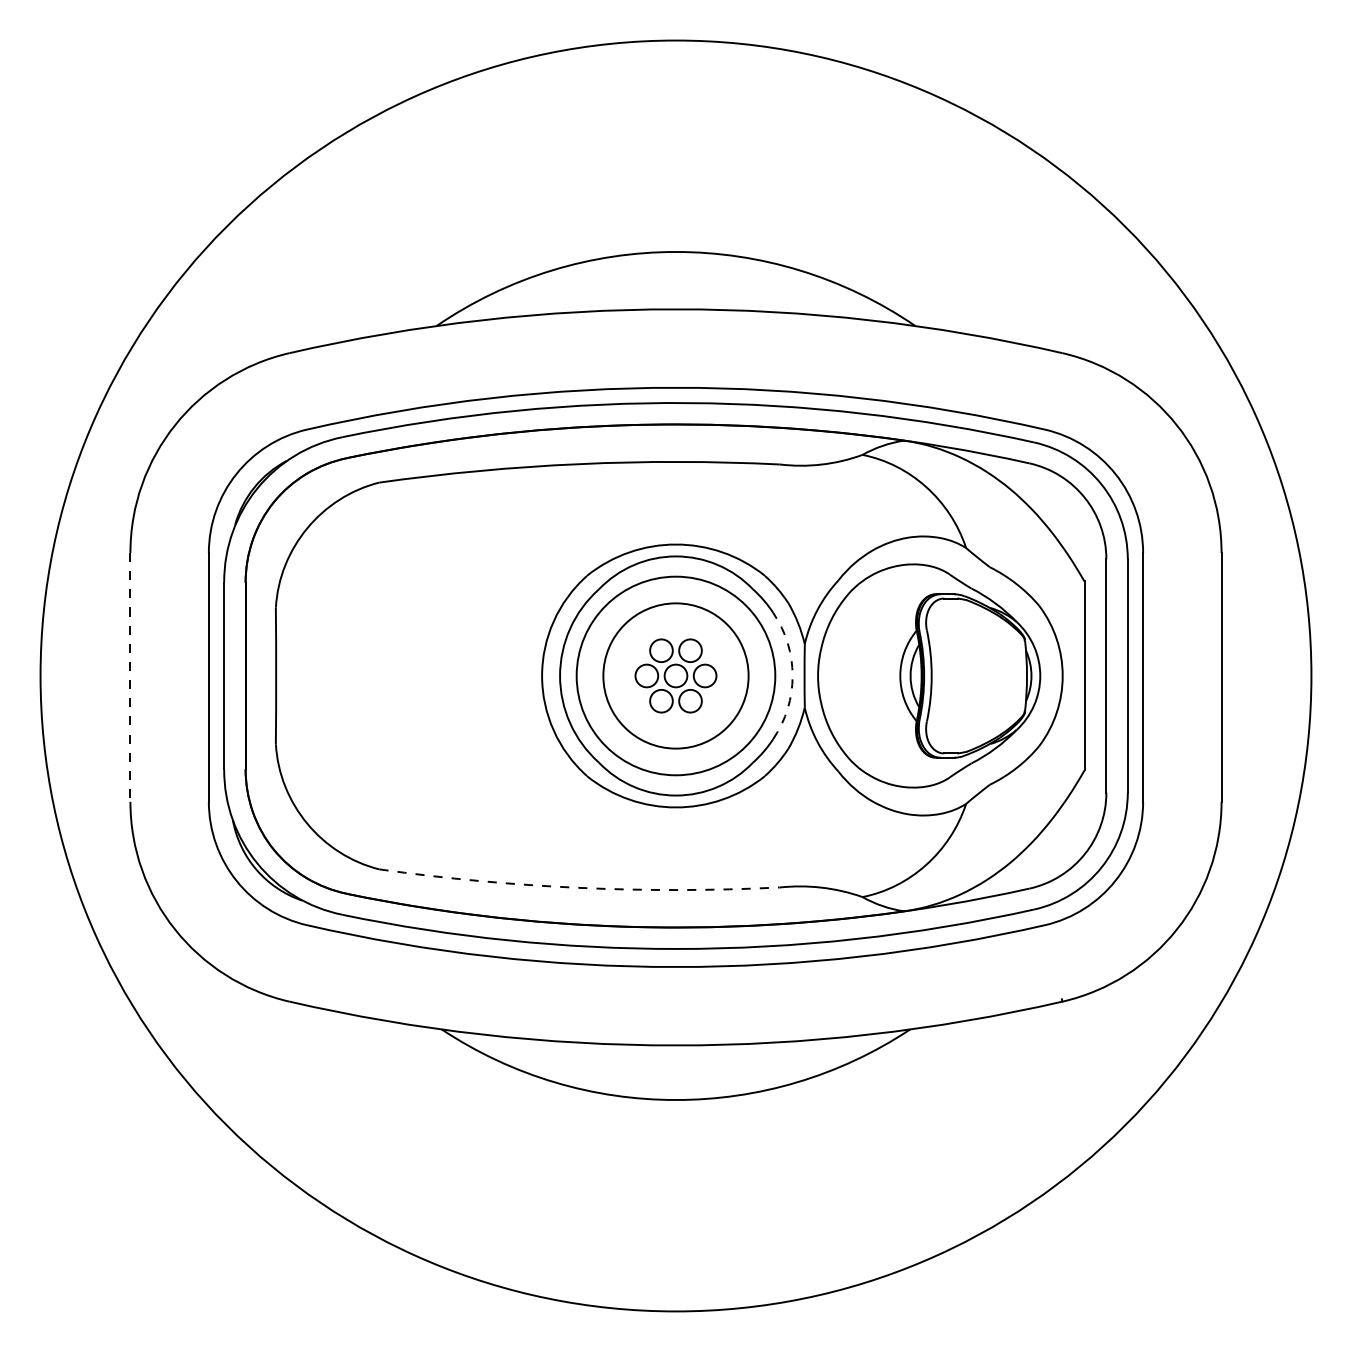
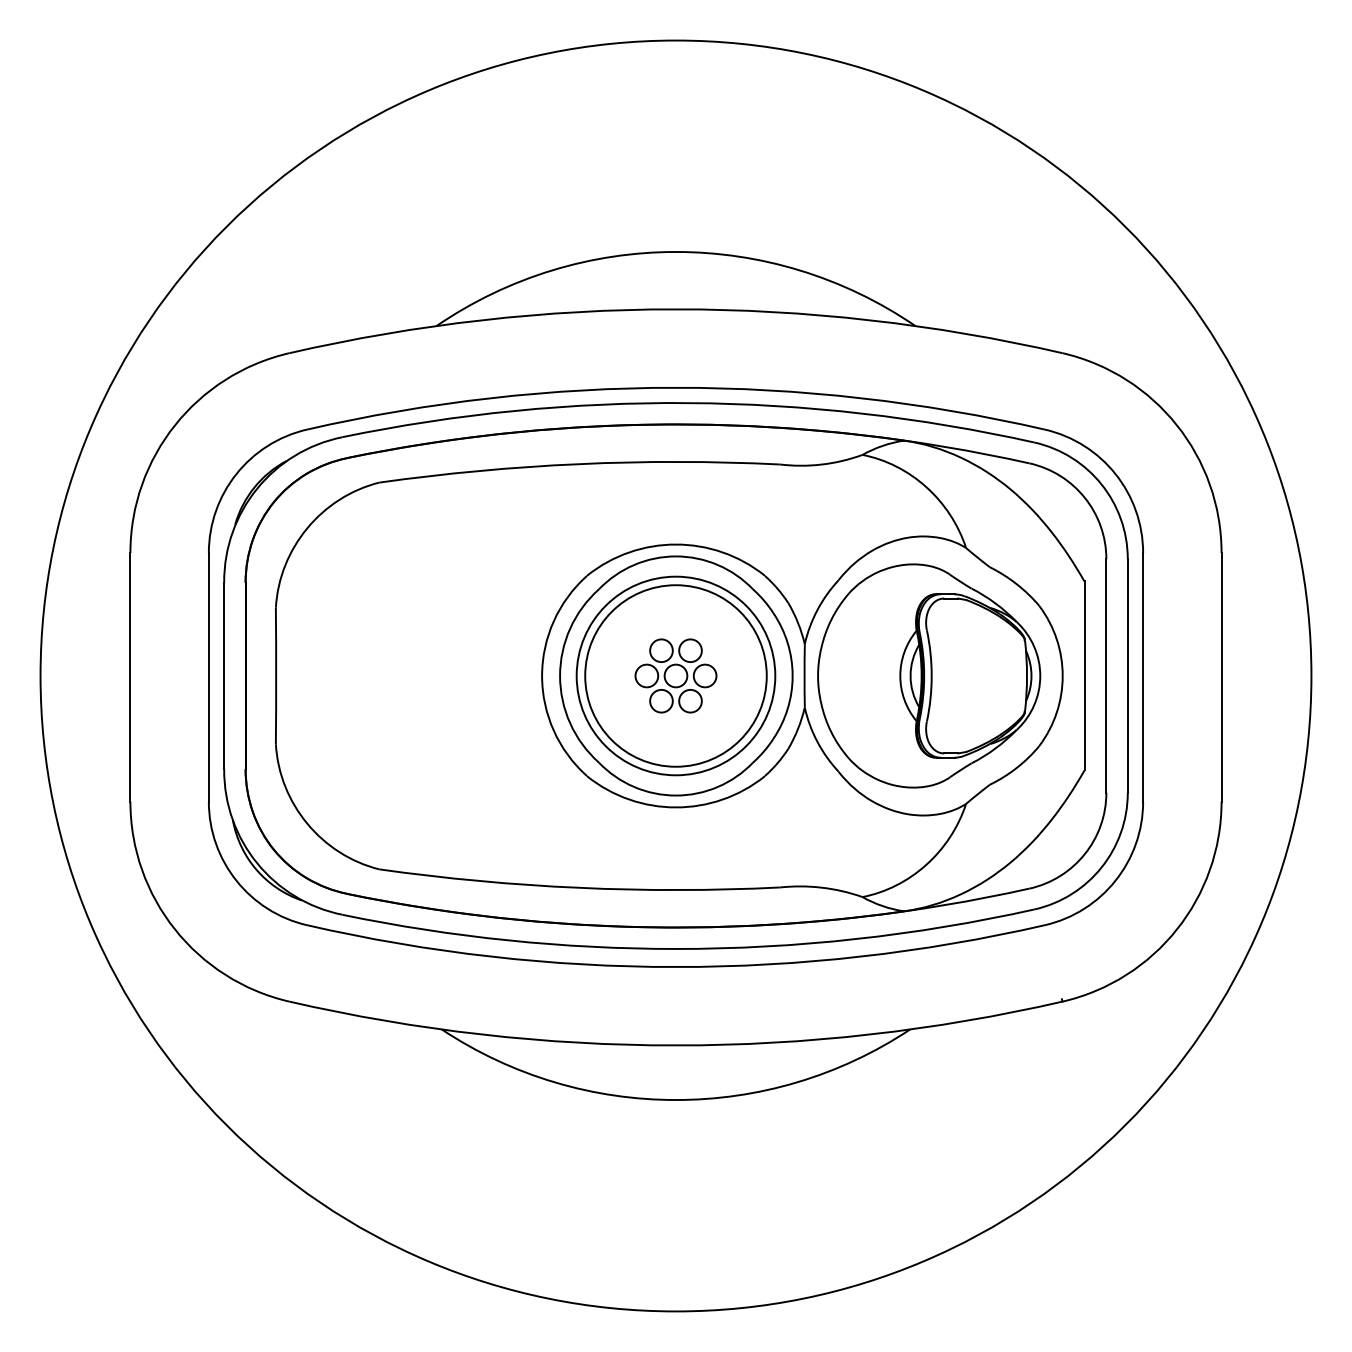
circle diameter: 145 px -> 182 px (675, 675)
arc: dashed -> solid (792, 675)
line: dashed -> solid (130, 677)
arc: dashed -> solid (578, 887)
